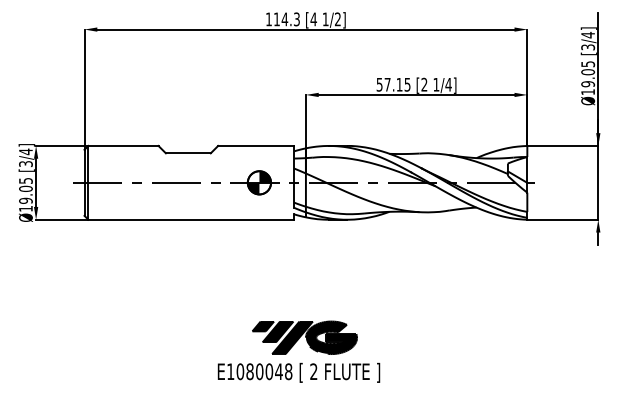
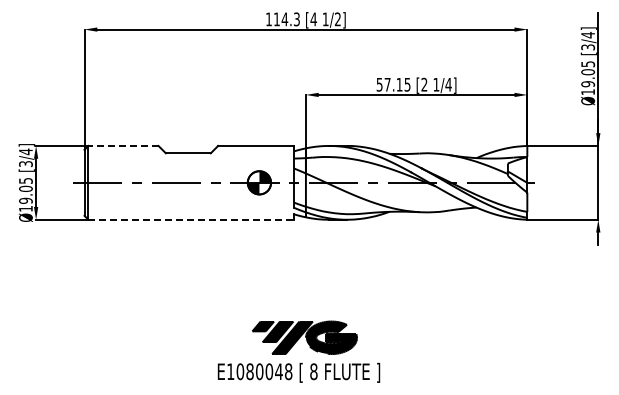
line: solid -> dashed (122, 145)
line: solid -> dashed (191, 219)
text: 2 -> 8 (313, 371)
